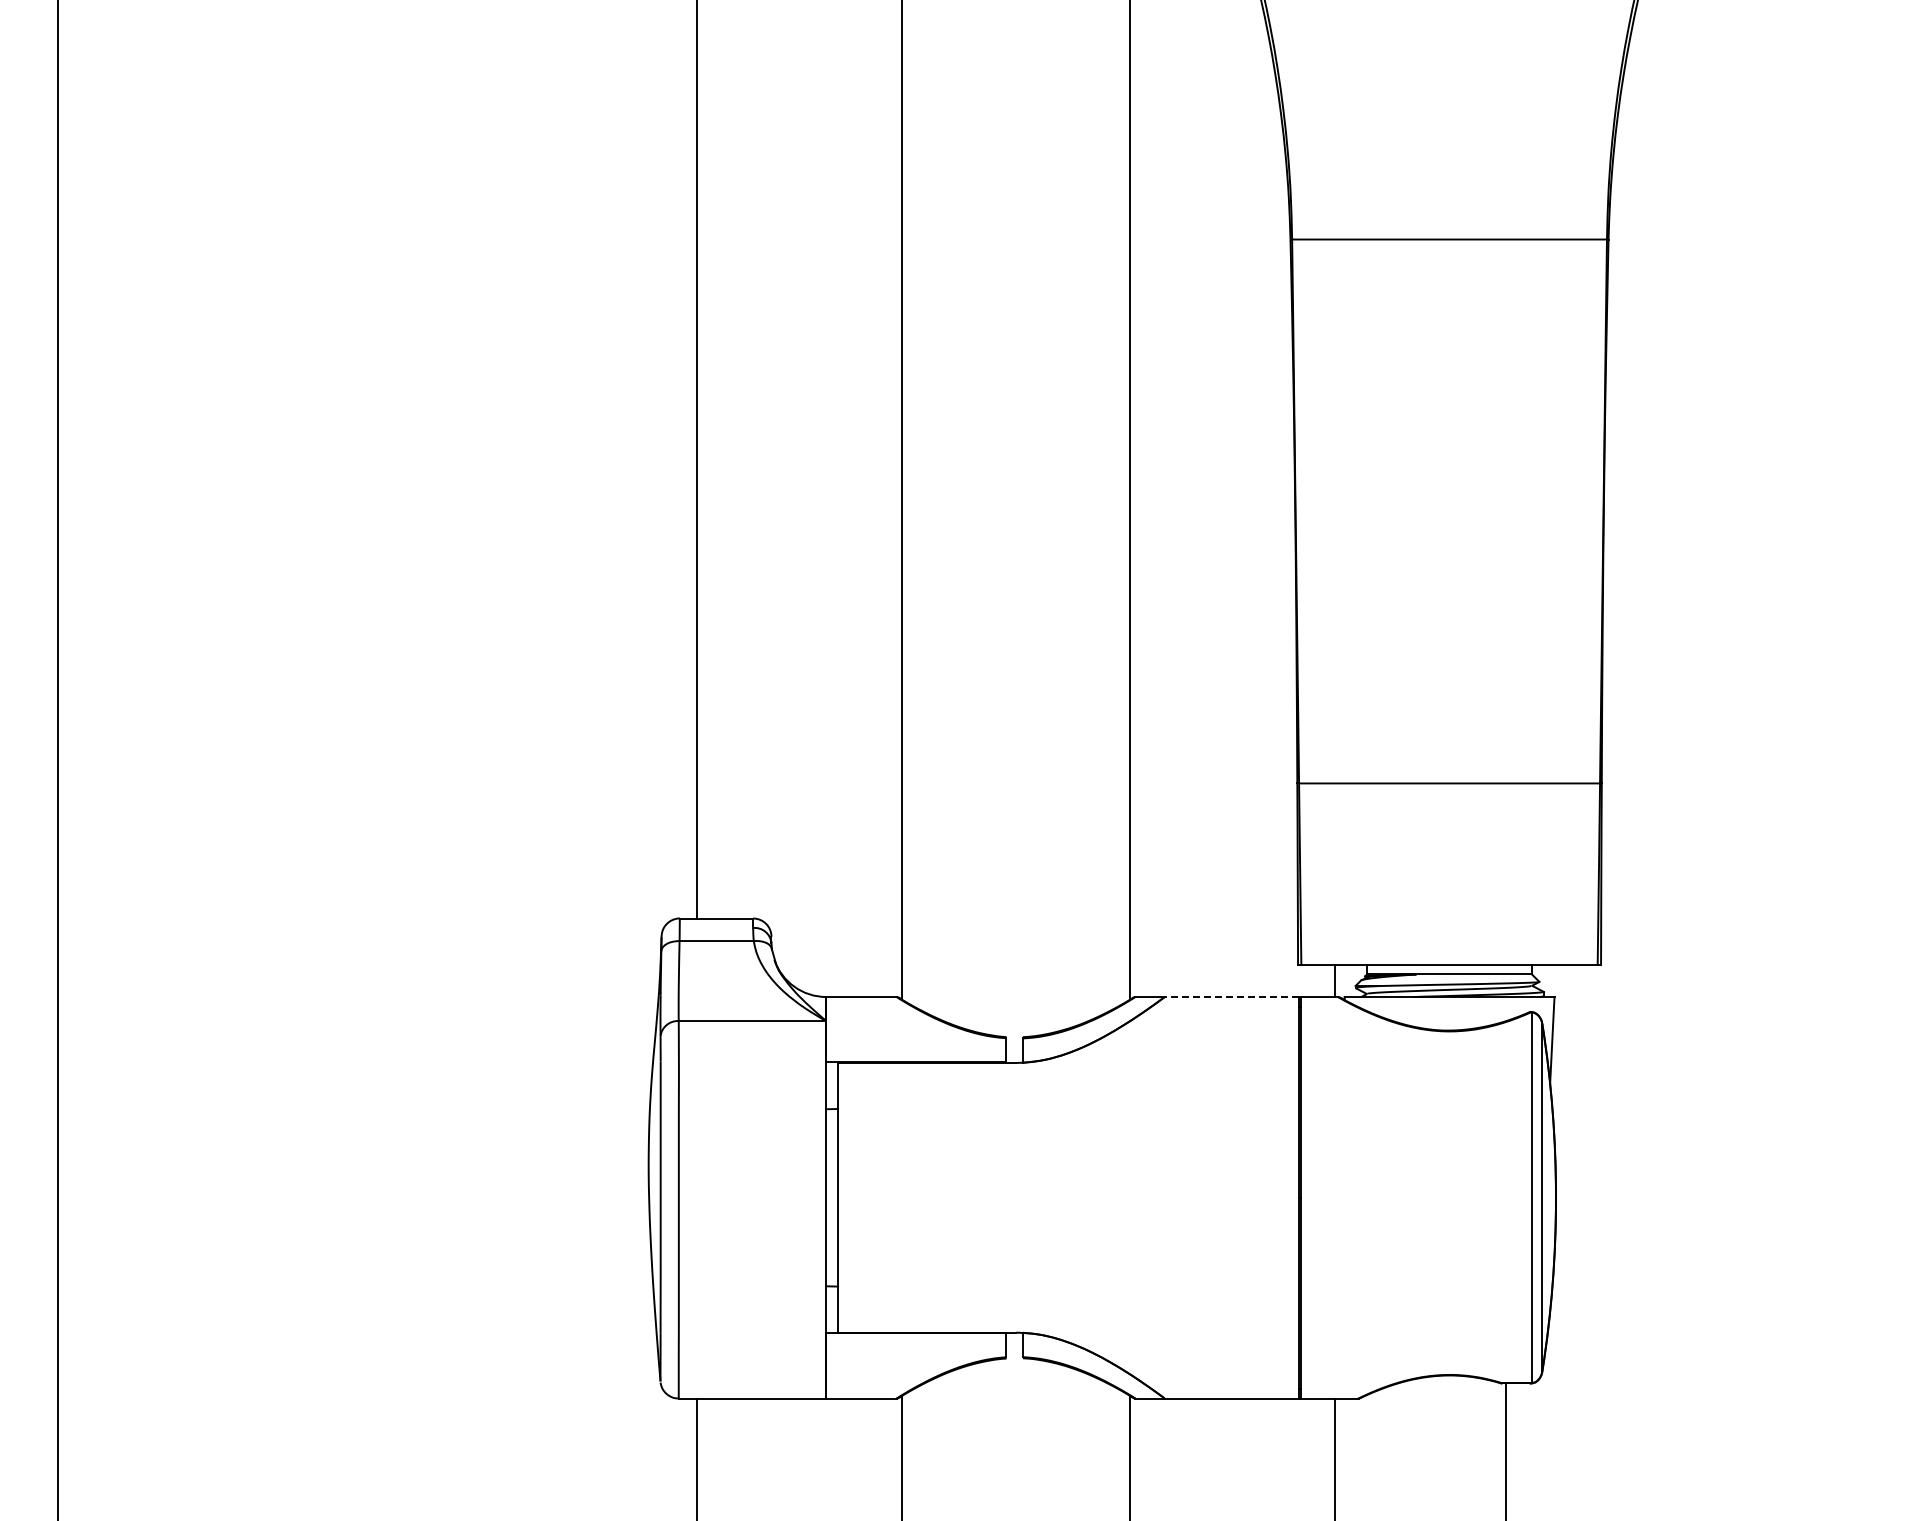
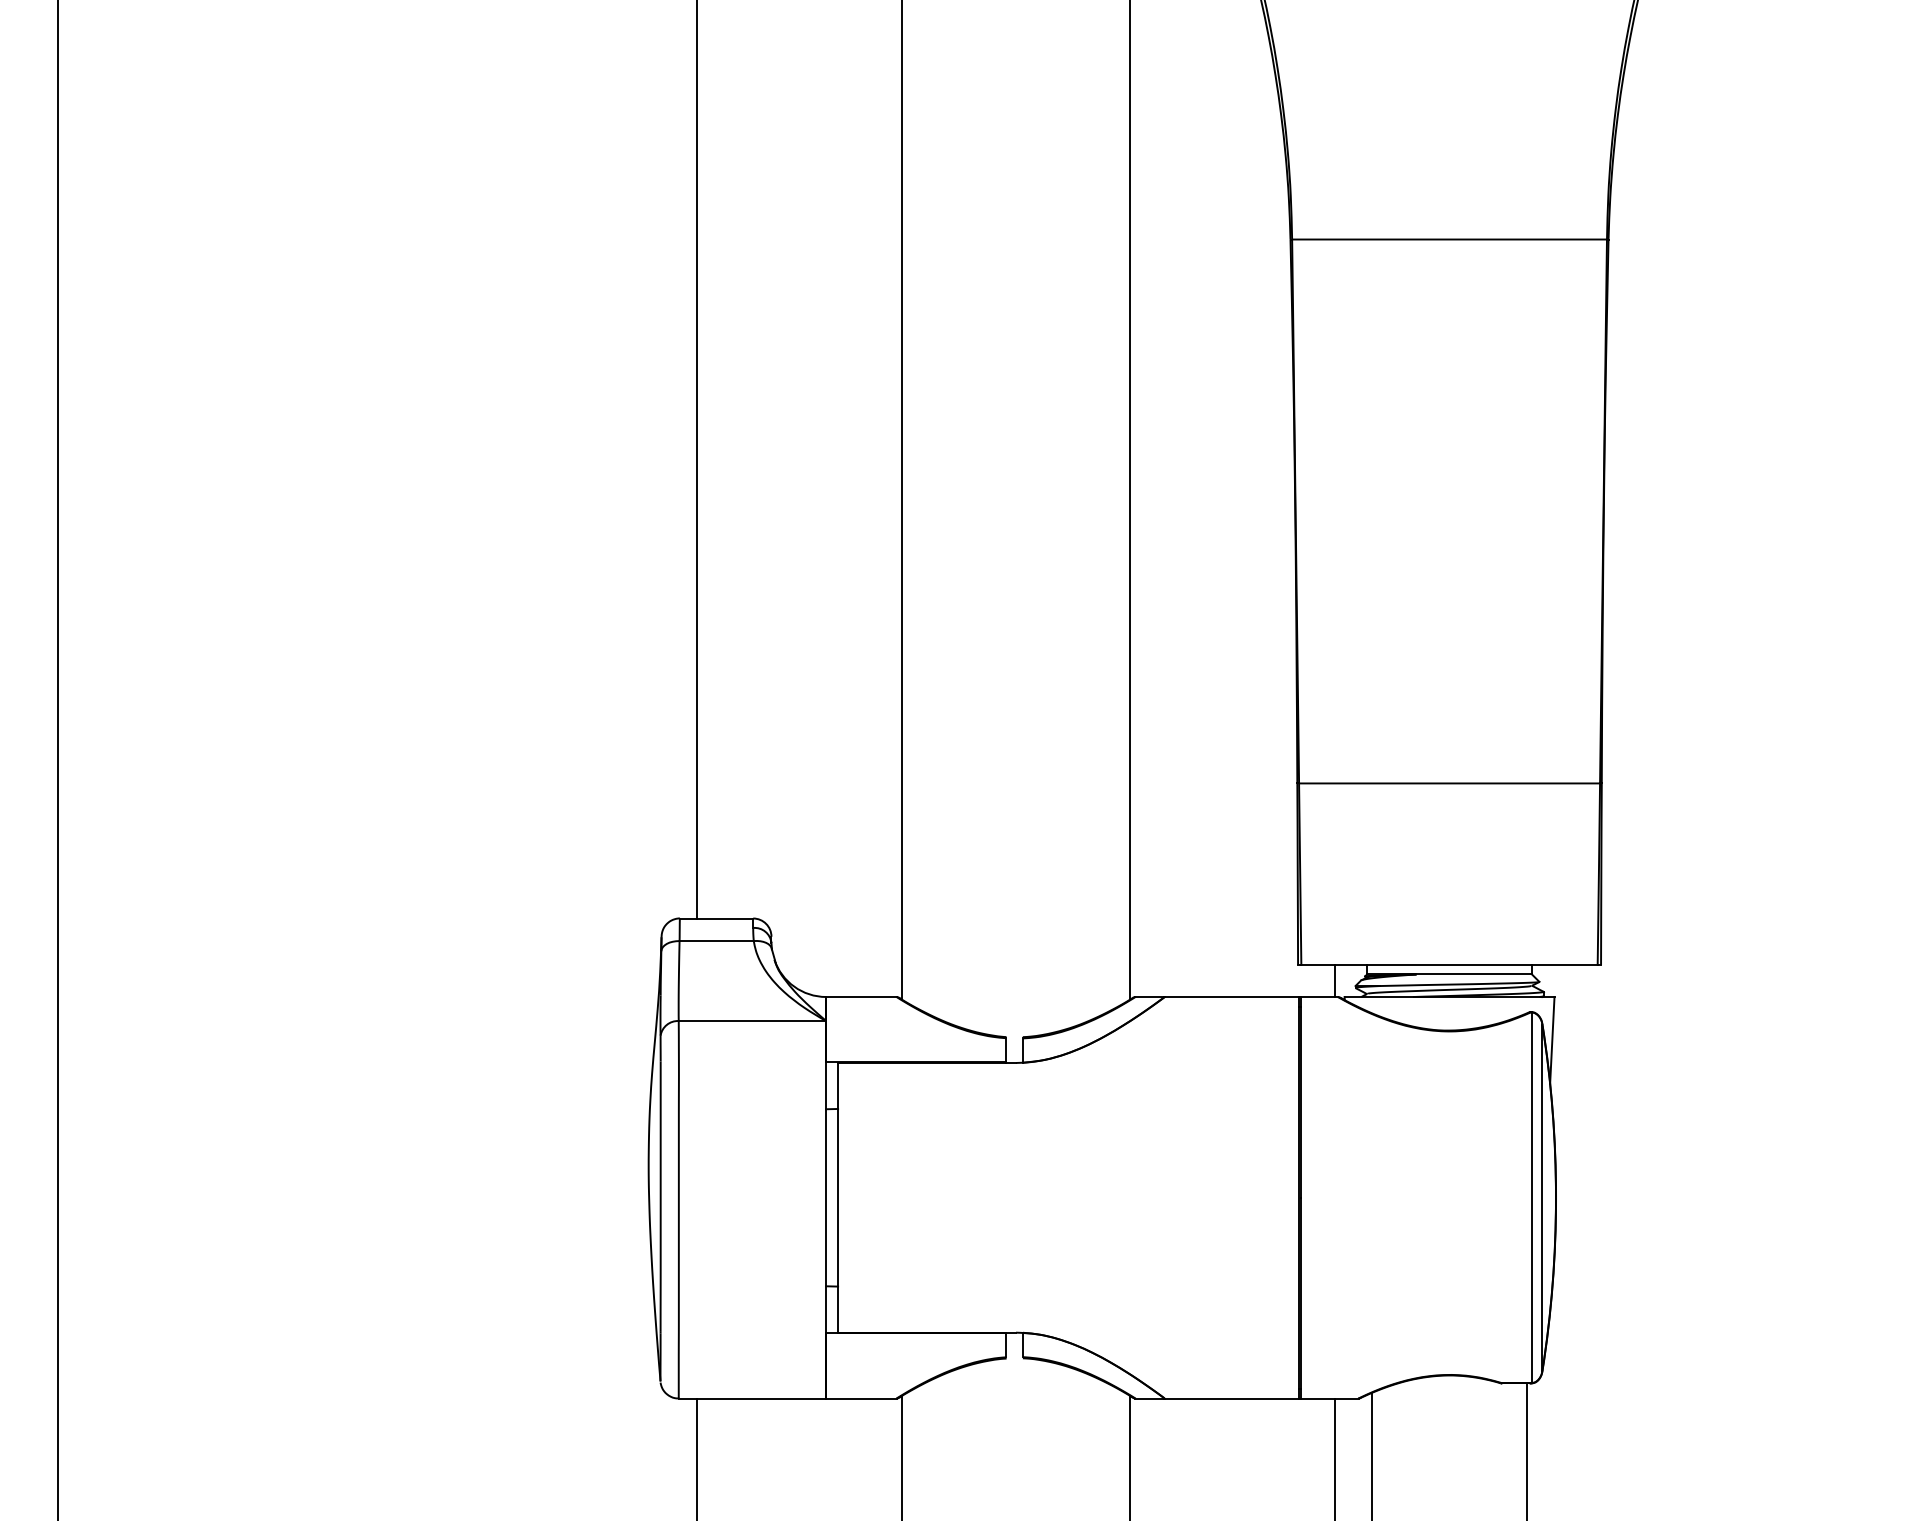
line: dashed -> solid (1231, 996)
line position: (1506, 1450) -> (1527, 1450) (1527, 1450)
line: none -> present (1371, 1454)
